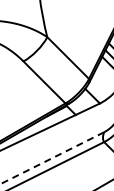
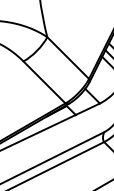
line: dashed -> solid (52, 158)
